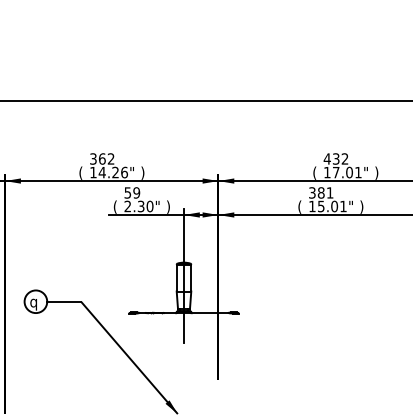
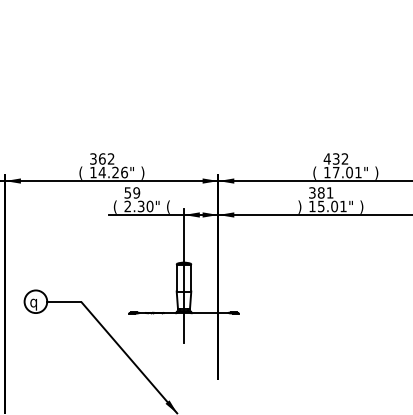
line: present -> none (205, 101)
text: ) -> ( (168, 206)
text: ( -> ) (299, 206)
